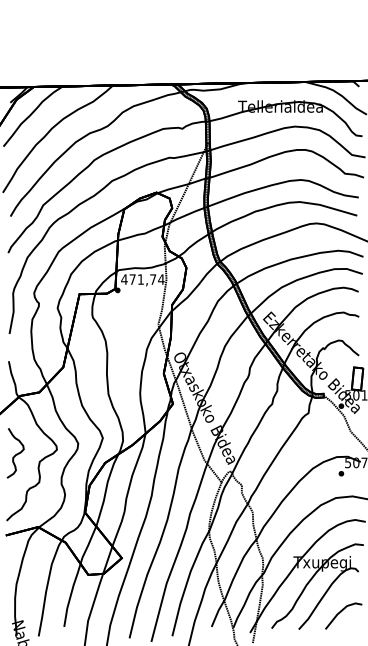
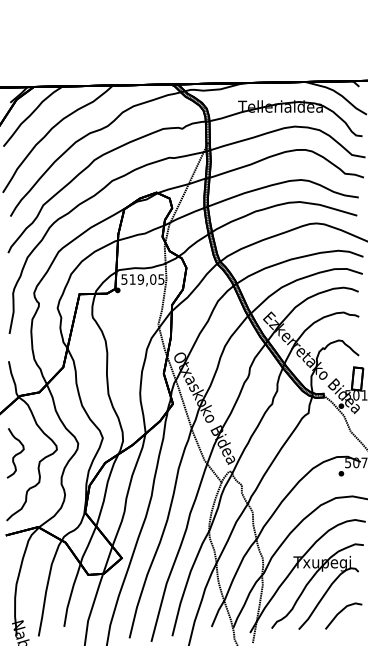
text: 471,74 -> 519,05 (142, 279)
